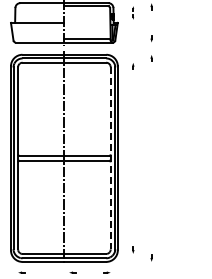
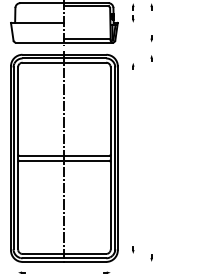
part size: 2x14 px -> 3x20 px (133, 12)
line: dashed -> solid (110, 158)
part: present -> none (72, 272)
